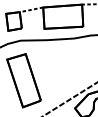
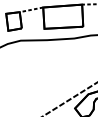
part: present -> none (23, 80)
